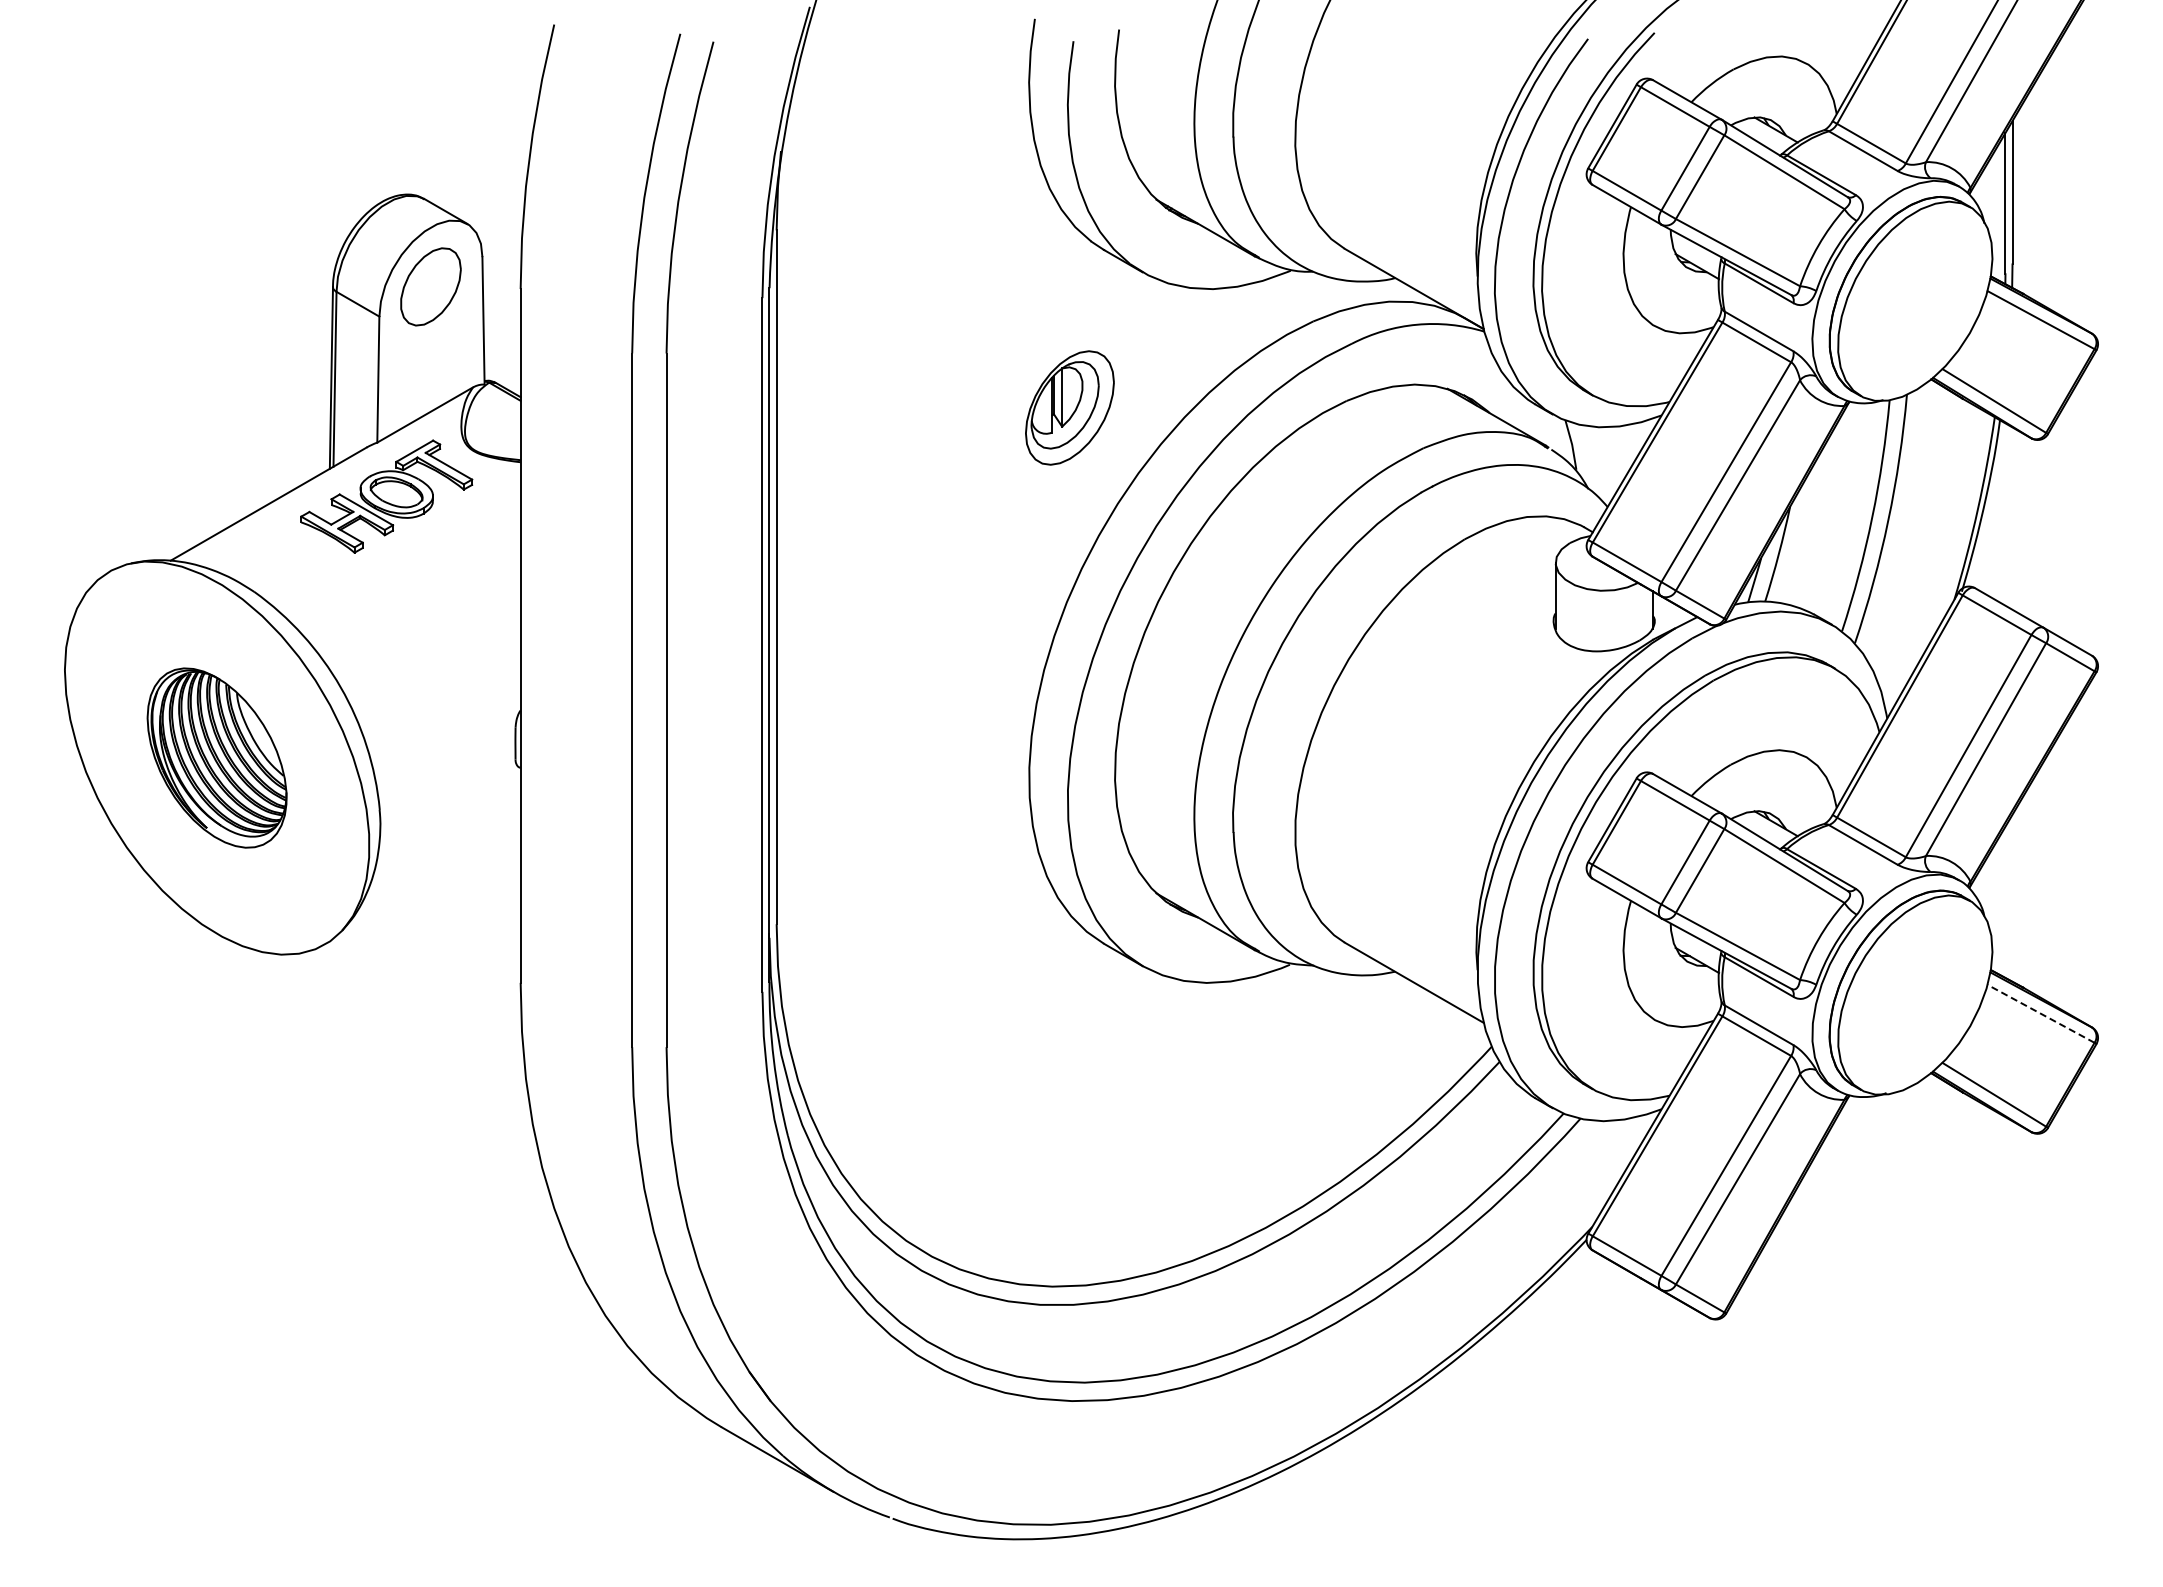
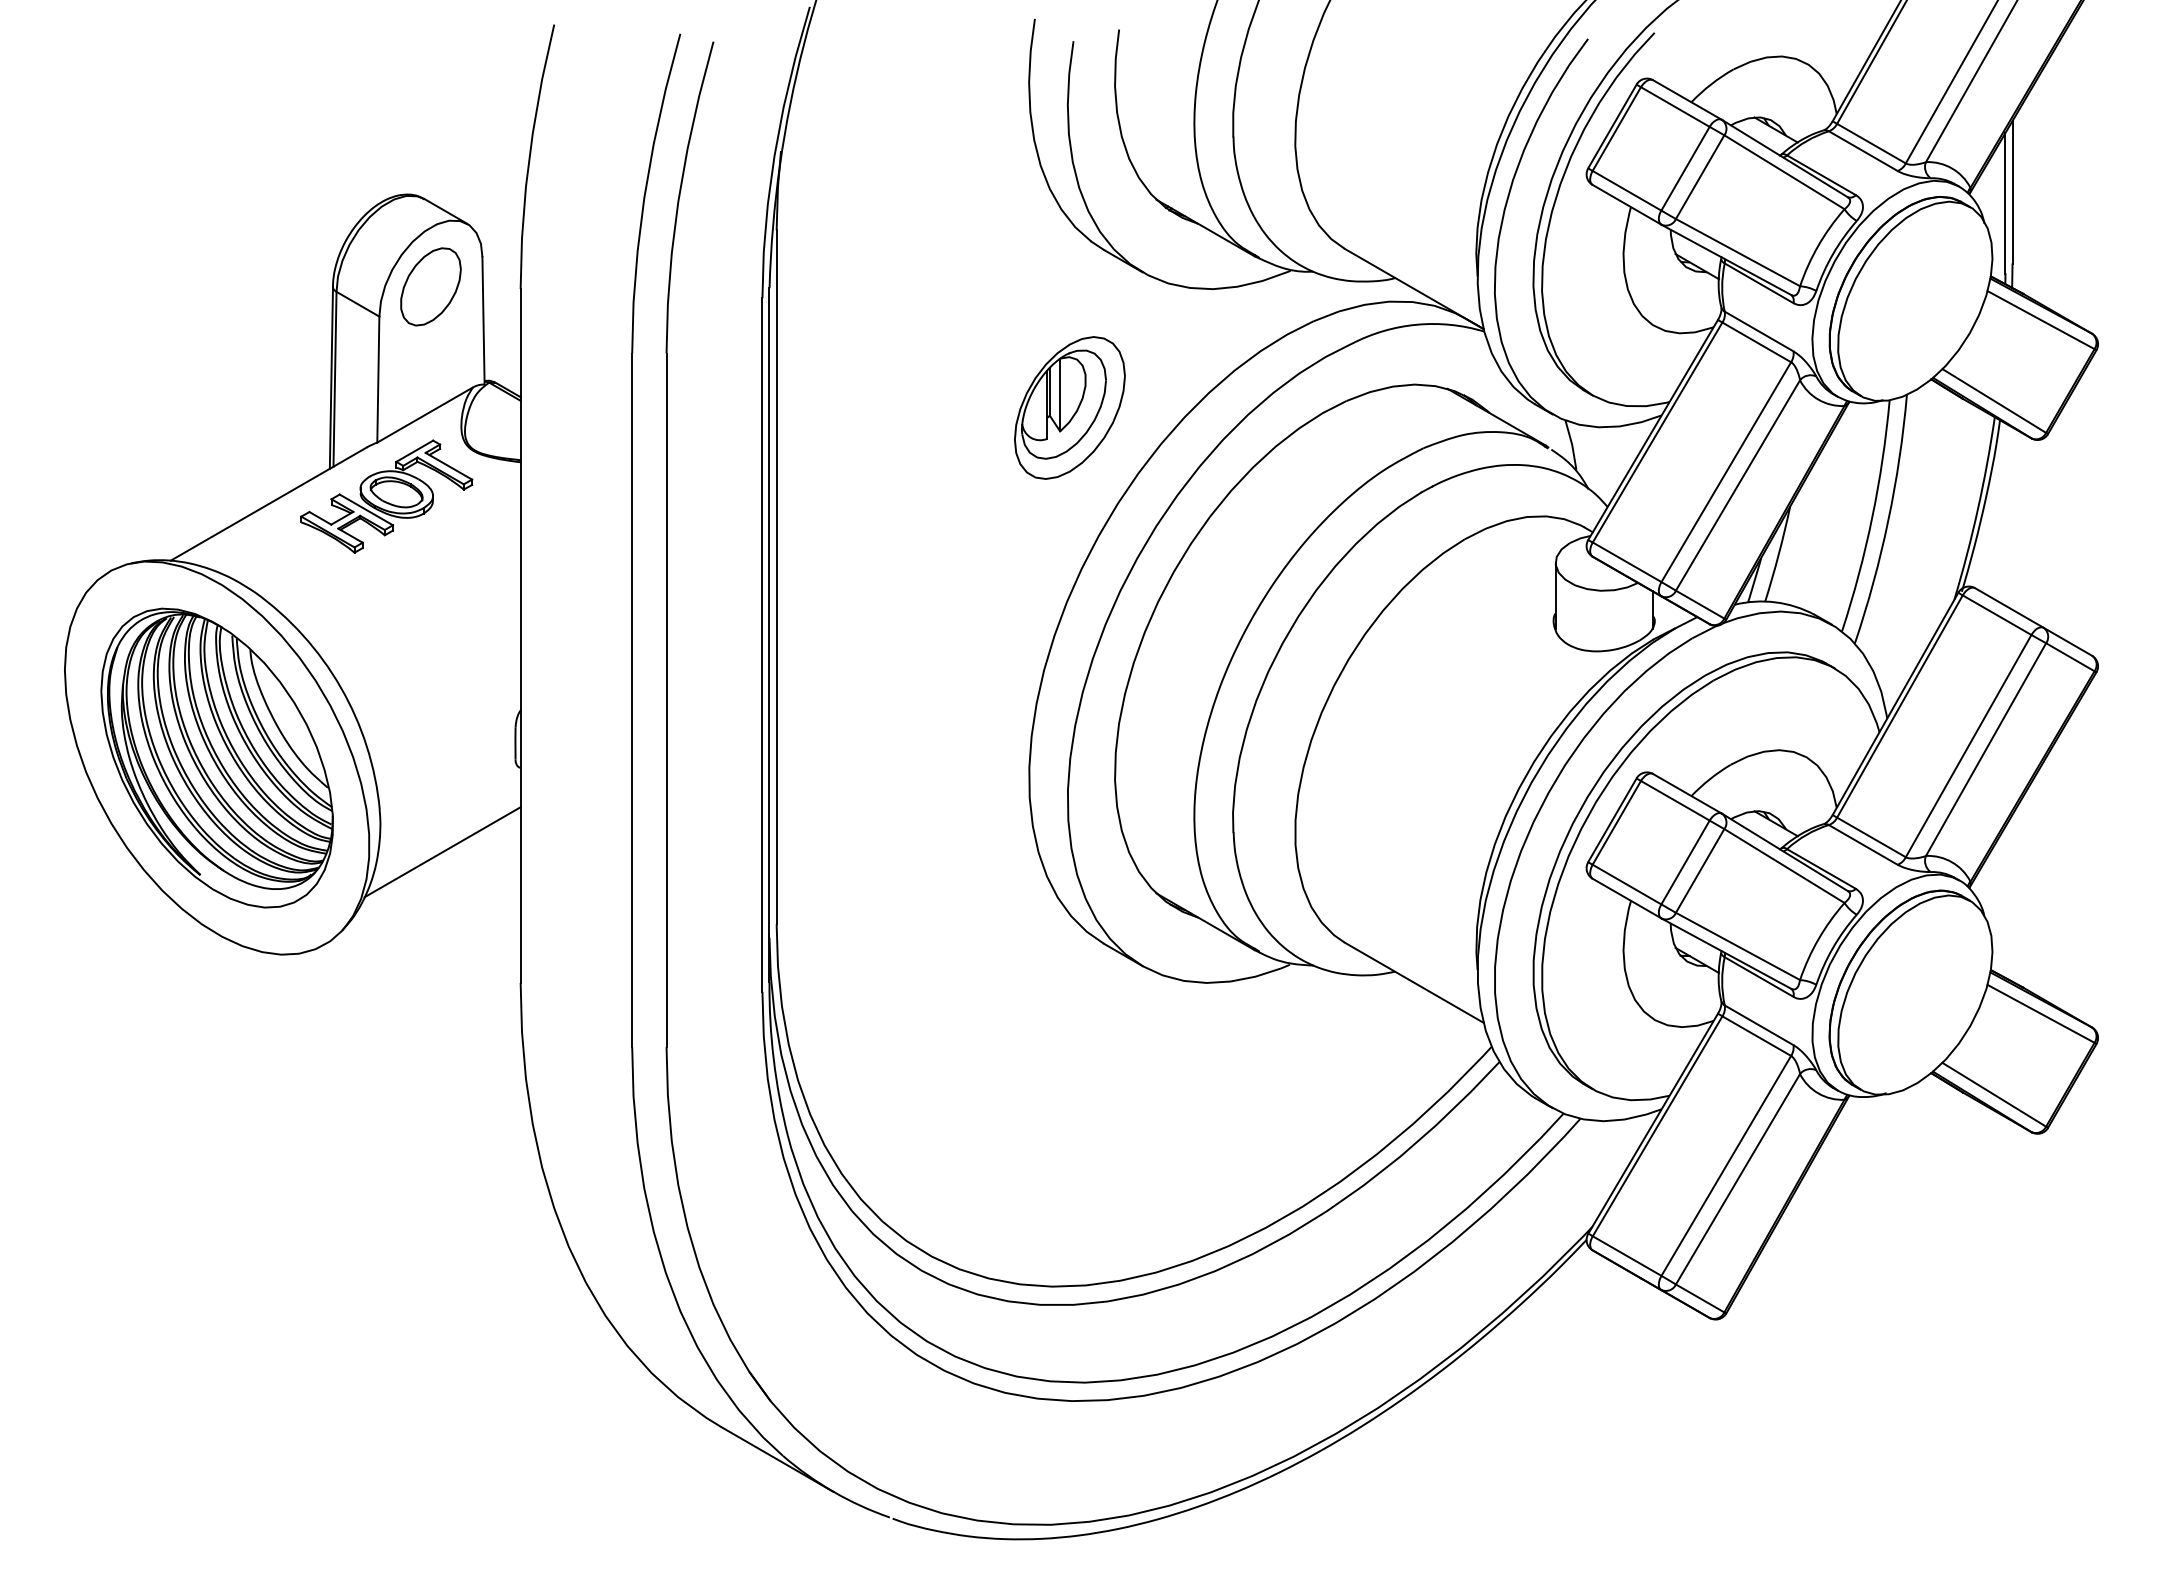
part size: 90x116 px -> 112x144 px (1069, 407)
part size: 142x182 px -> 234x302 px (216, 757)
line: none -> present (442, 852)
line: dashed -> solid (2041, 1013)
